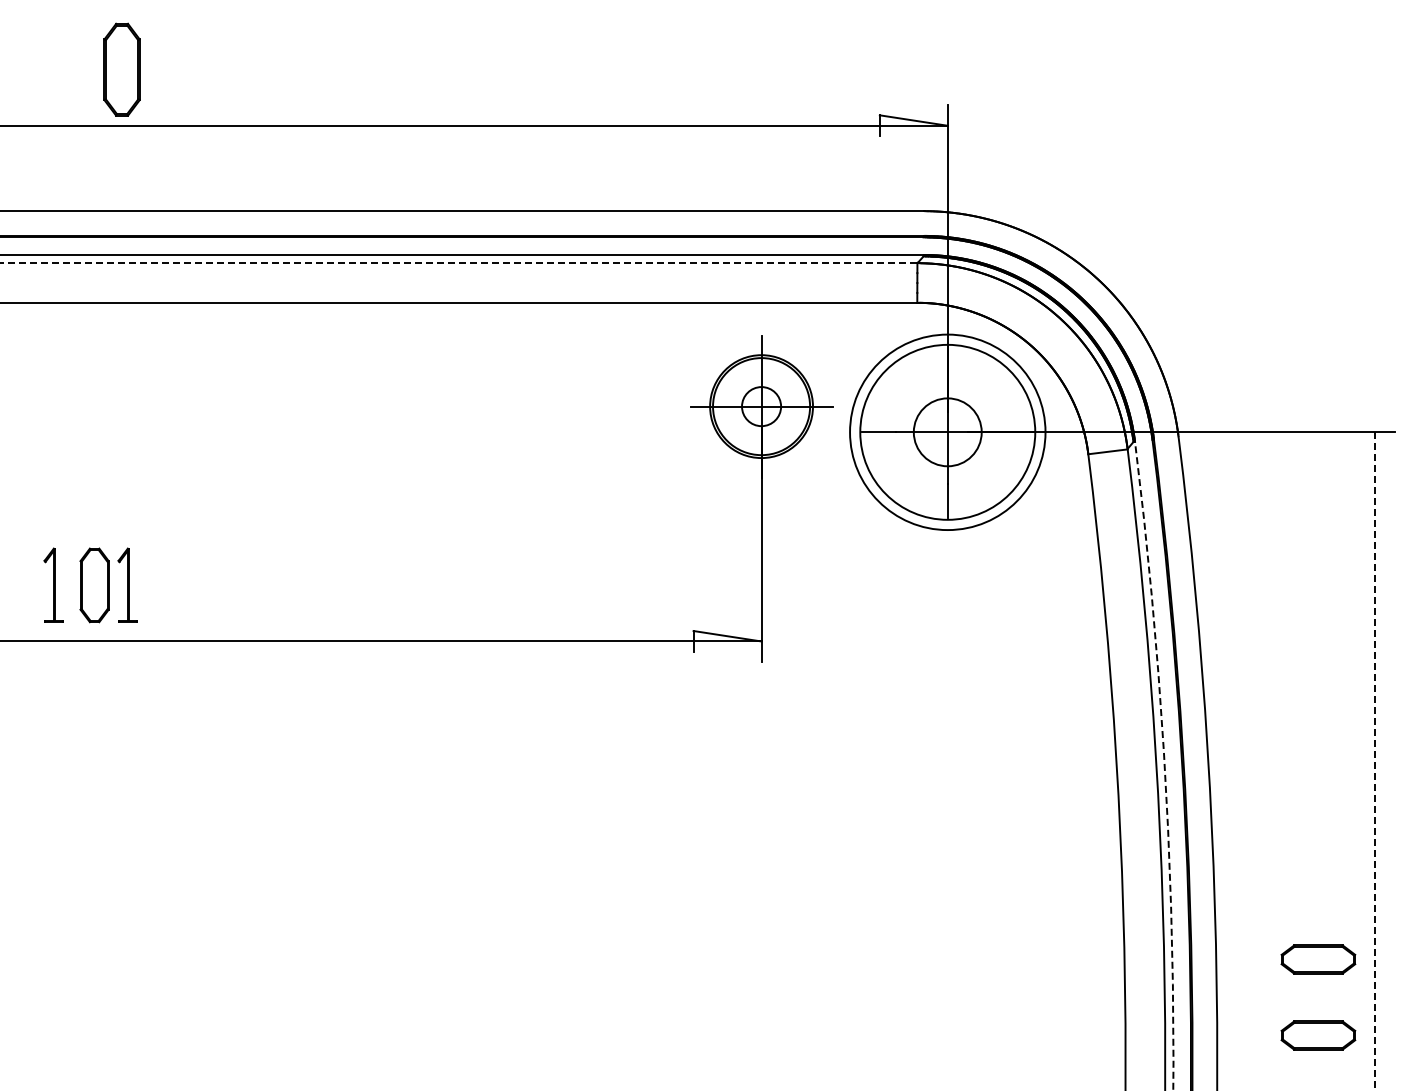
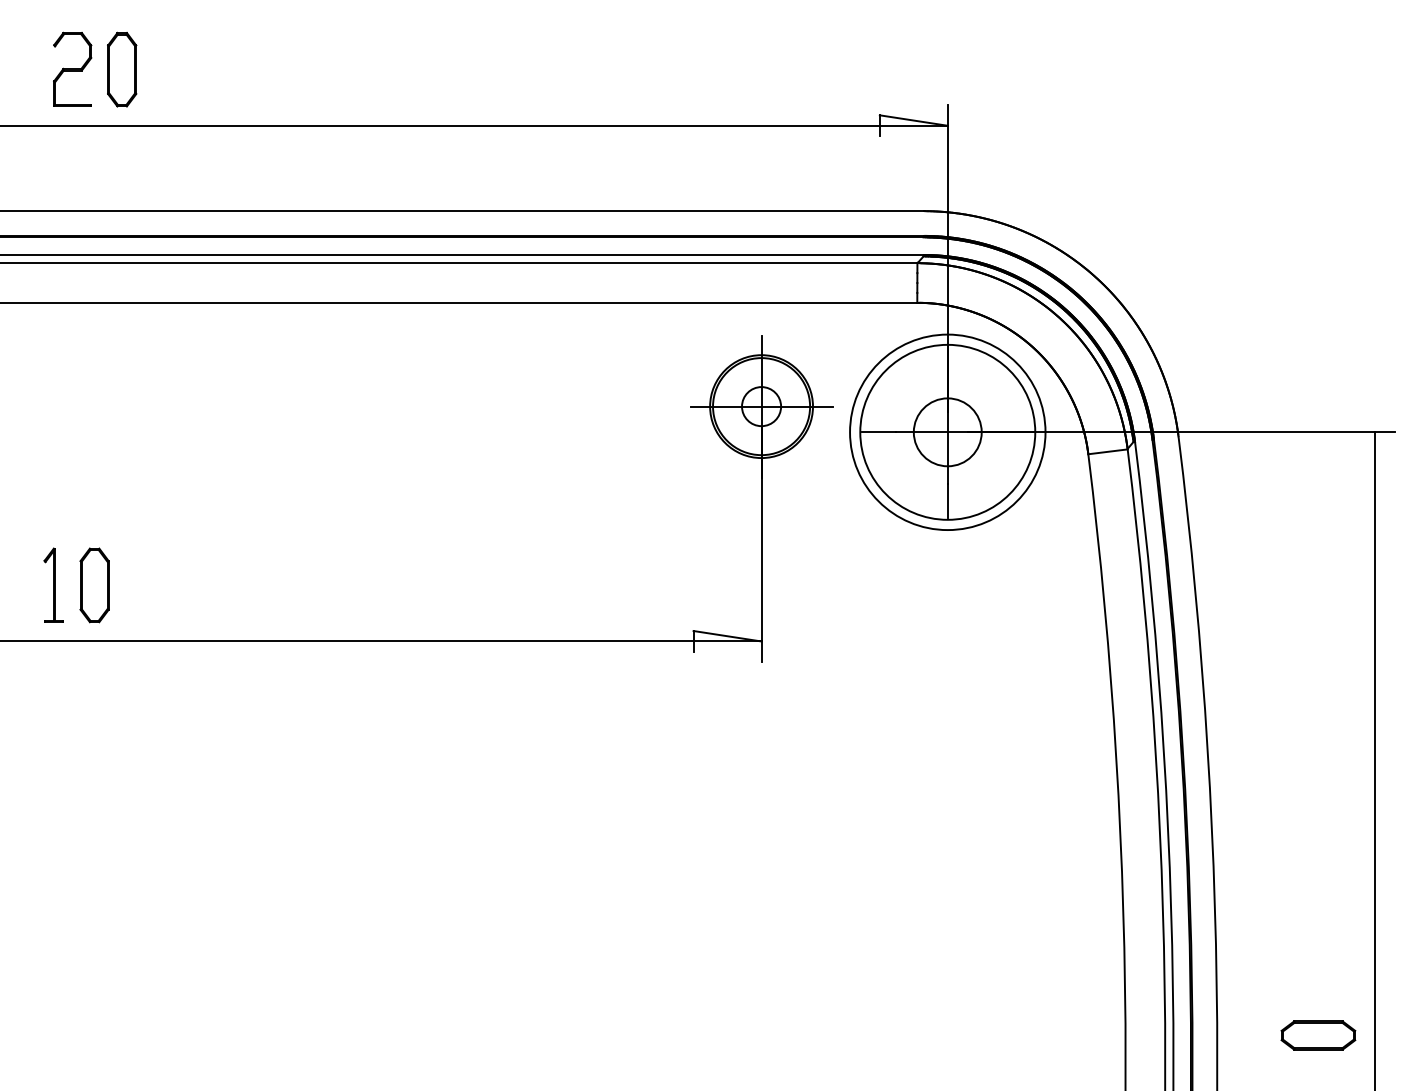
part: none -> present (72, 68)
part size: 38x95 px -> 31x77 px (122, 69)
line: dashed -> solid (458, 263)
part: present -> none (127, 584)
line: dashed -> solid (1374, 762)
arc: dashed -> solid (1164, 765)
part: present -> none (1318, 959)
